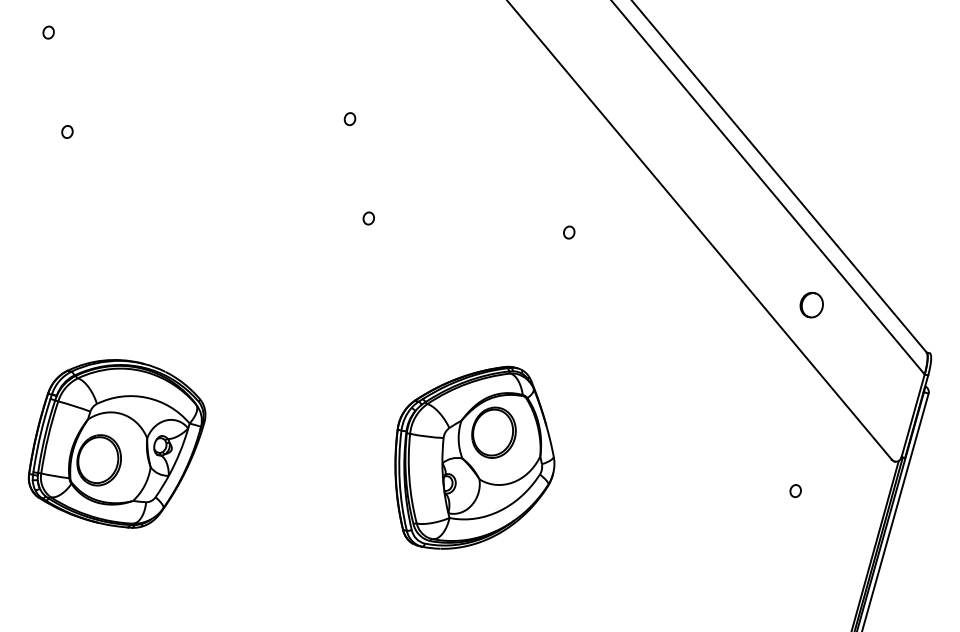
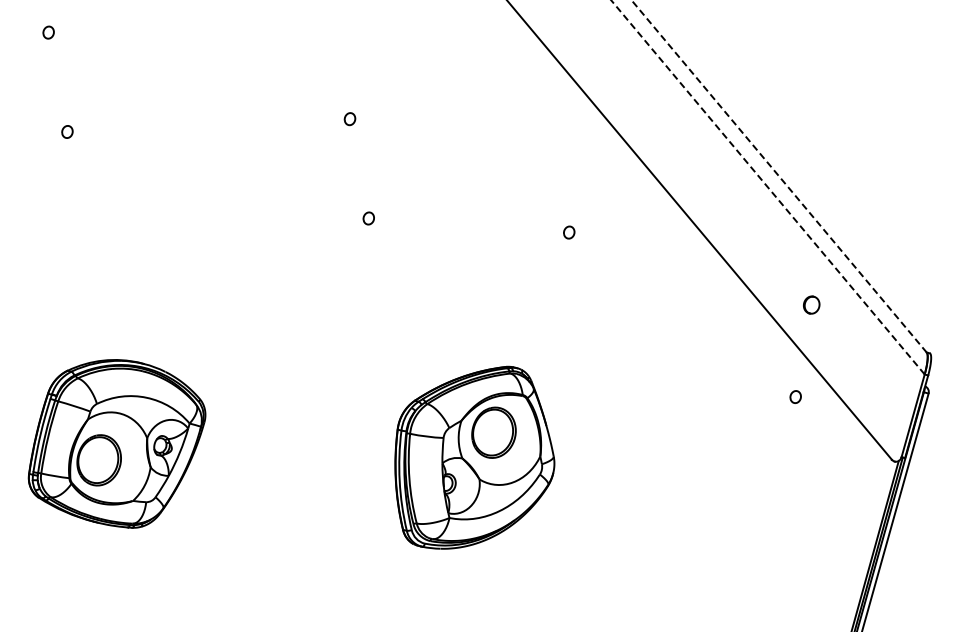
line: solid -> dashed (779, 176)
line: solid -> dashed (768, 187)
part size: 25x28 px -> 18x20 px (811, 304)
part position: (795, 490) -> (795, 396) (795, 396)
